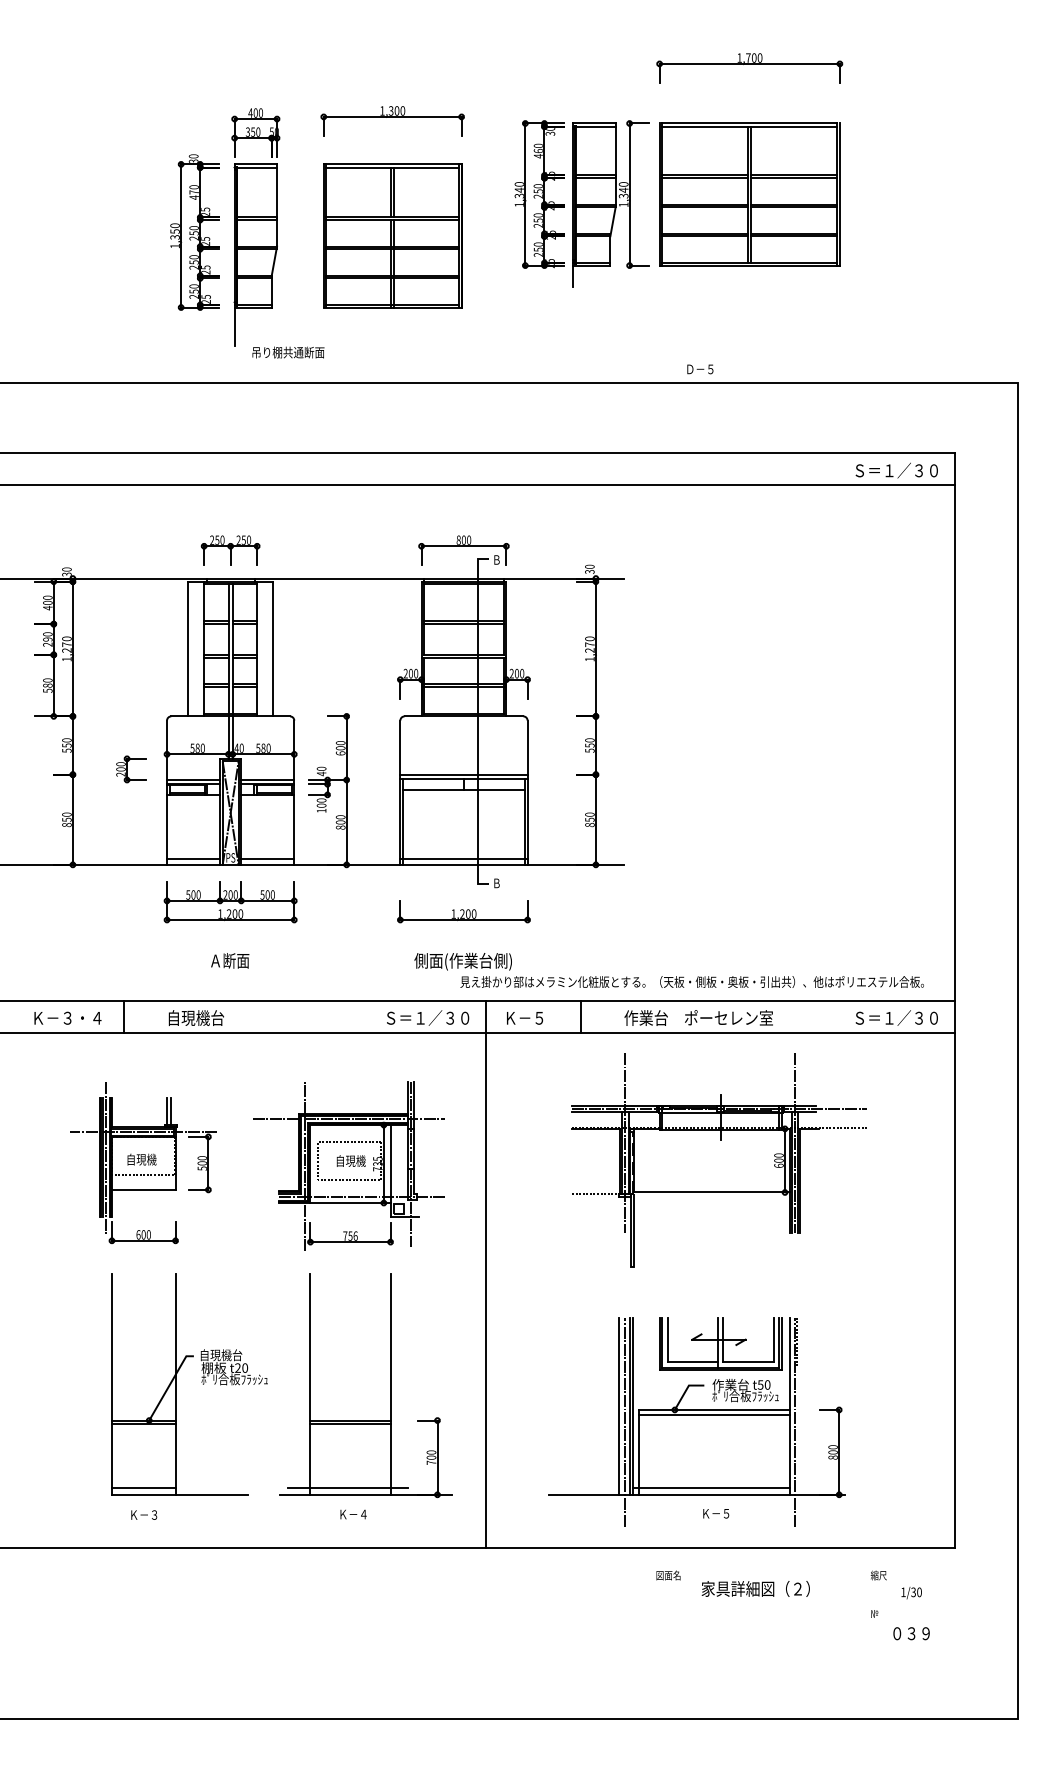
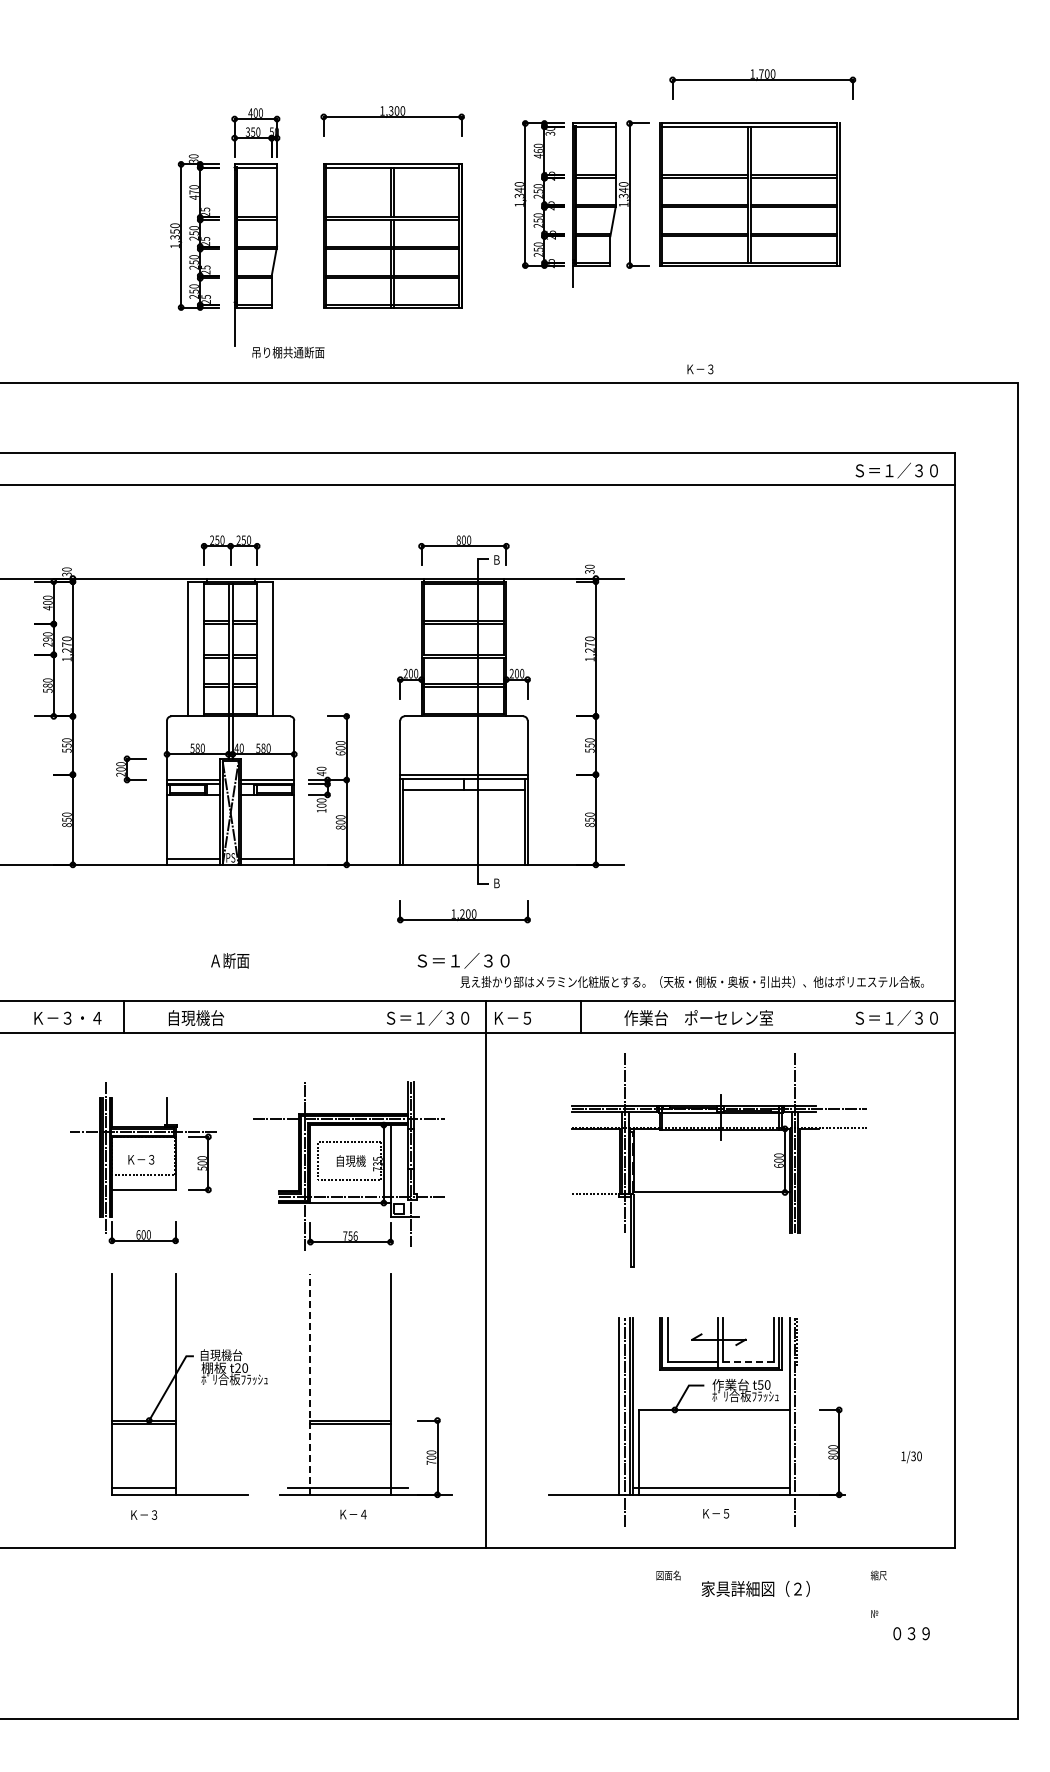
part position: (749, 68) -> (762, 84) (762, 84)
text: Ｄ－５ -> Ｋ－３ (700, 369)
line: present -> none (463, 858)
part: present -> none (230, 902)
text: 側面(作業台側) -> Ｓ＝１／３０ (462, 961)
text position: (525, 1018) -> (513, 1018) (513, 1018)
line: present -> none (171, 1111)
text: 自現機 -> Ｋ－３ (141, 1159)
line: solid -> dashed (748, 1362)
line: solid -> dashed (310, 1384)
line: present -> none (714, 1415)
text position: (911, 1593) -> (911, 1457) (911, 1457)
